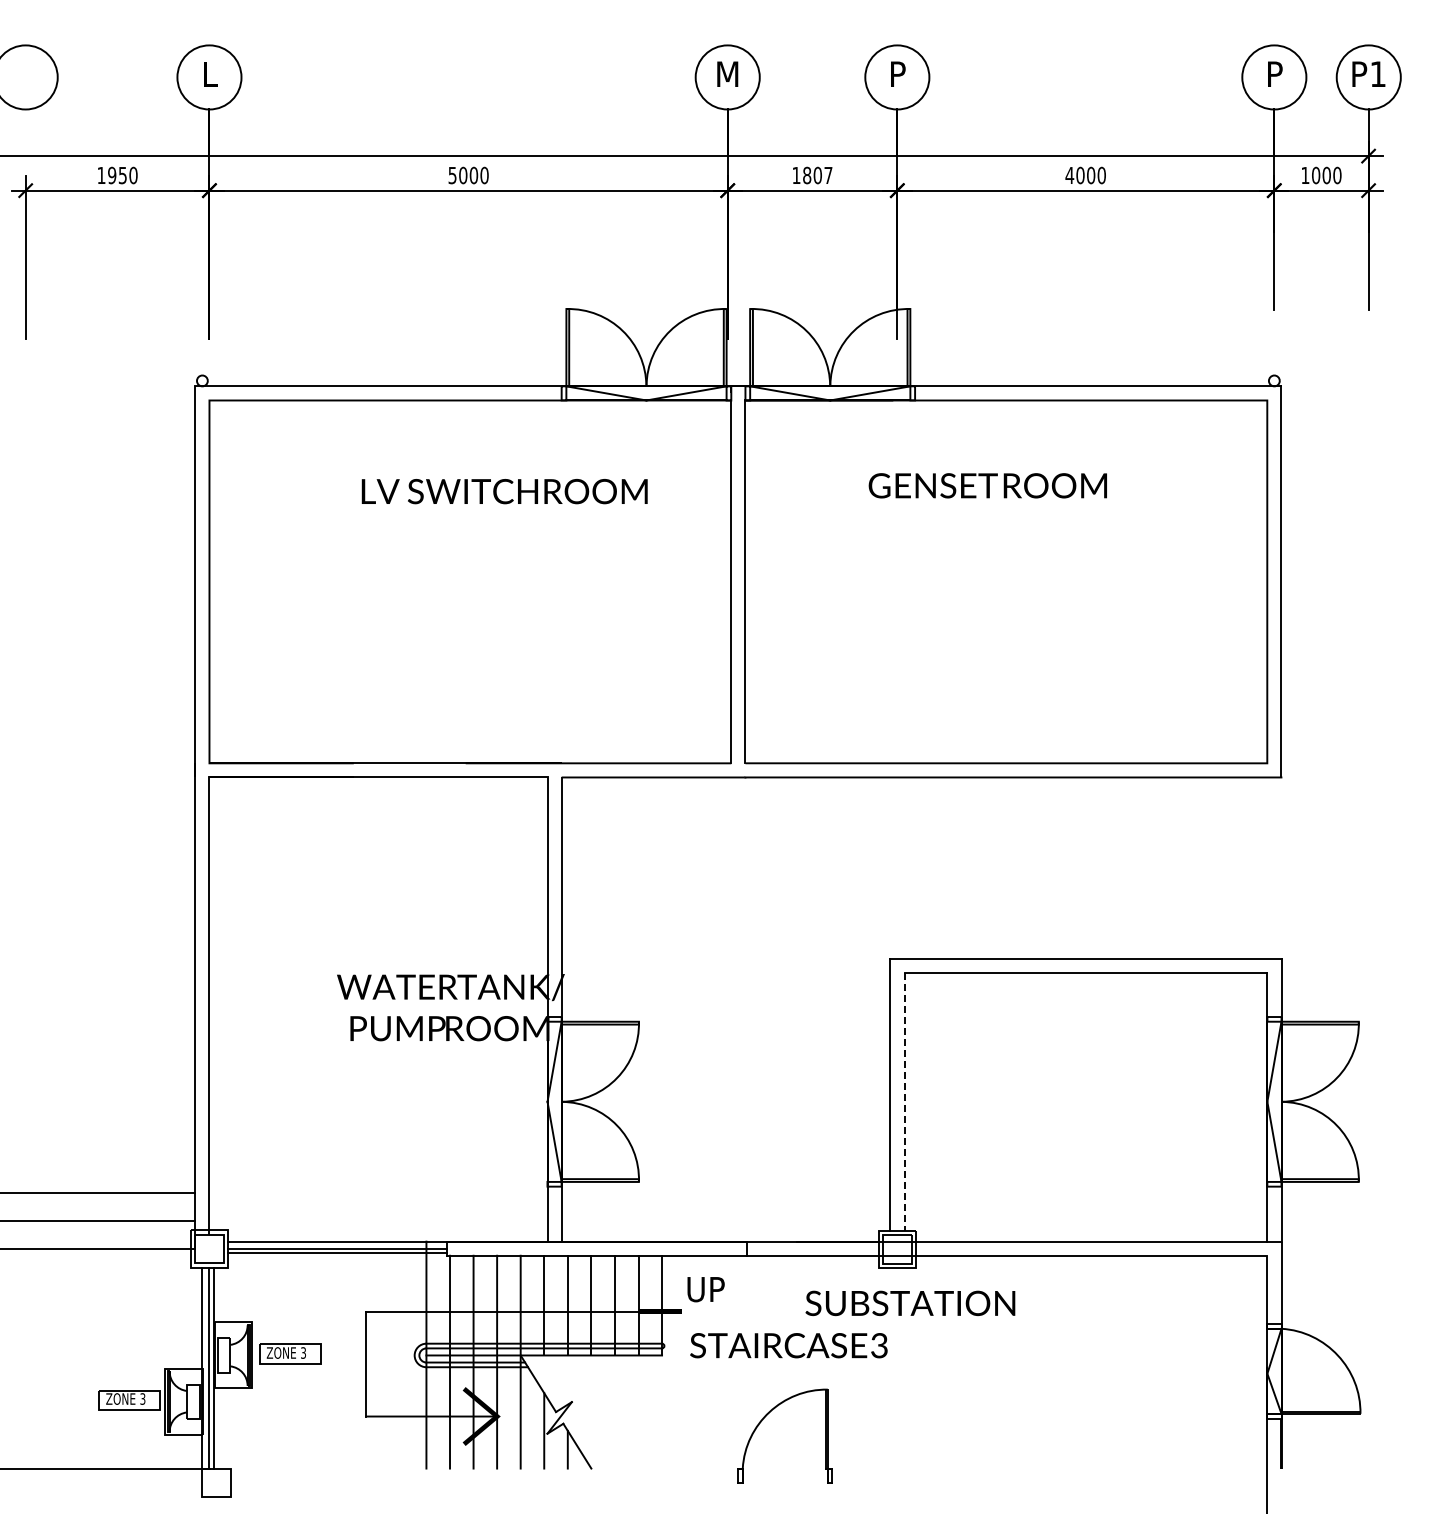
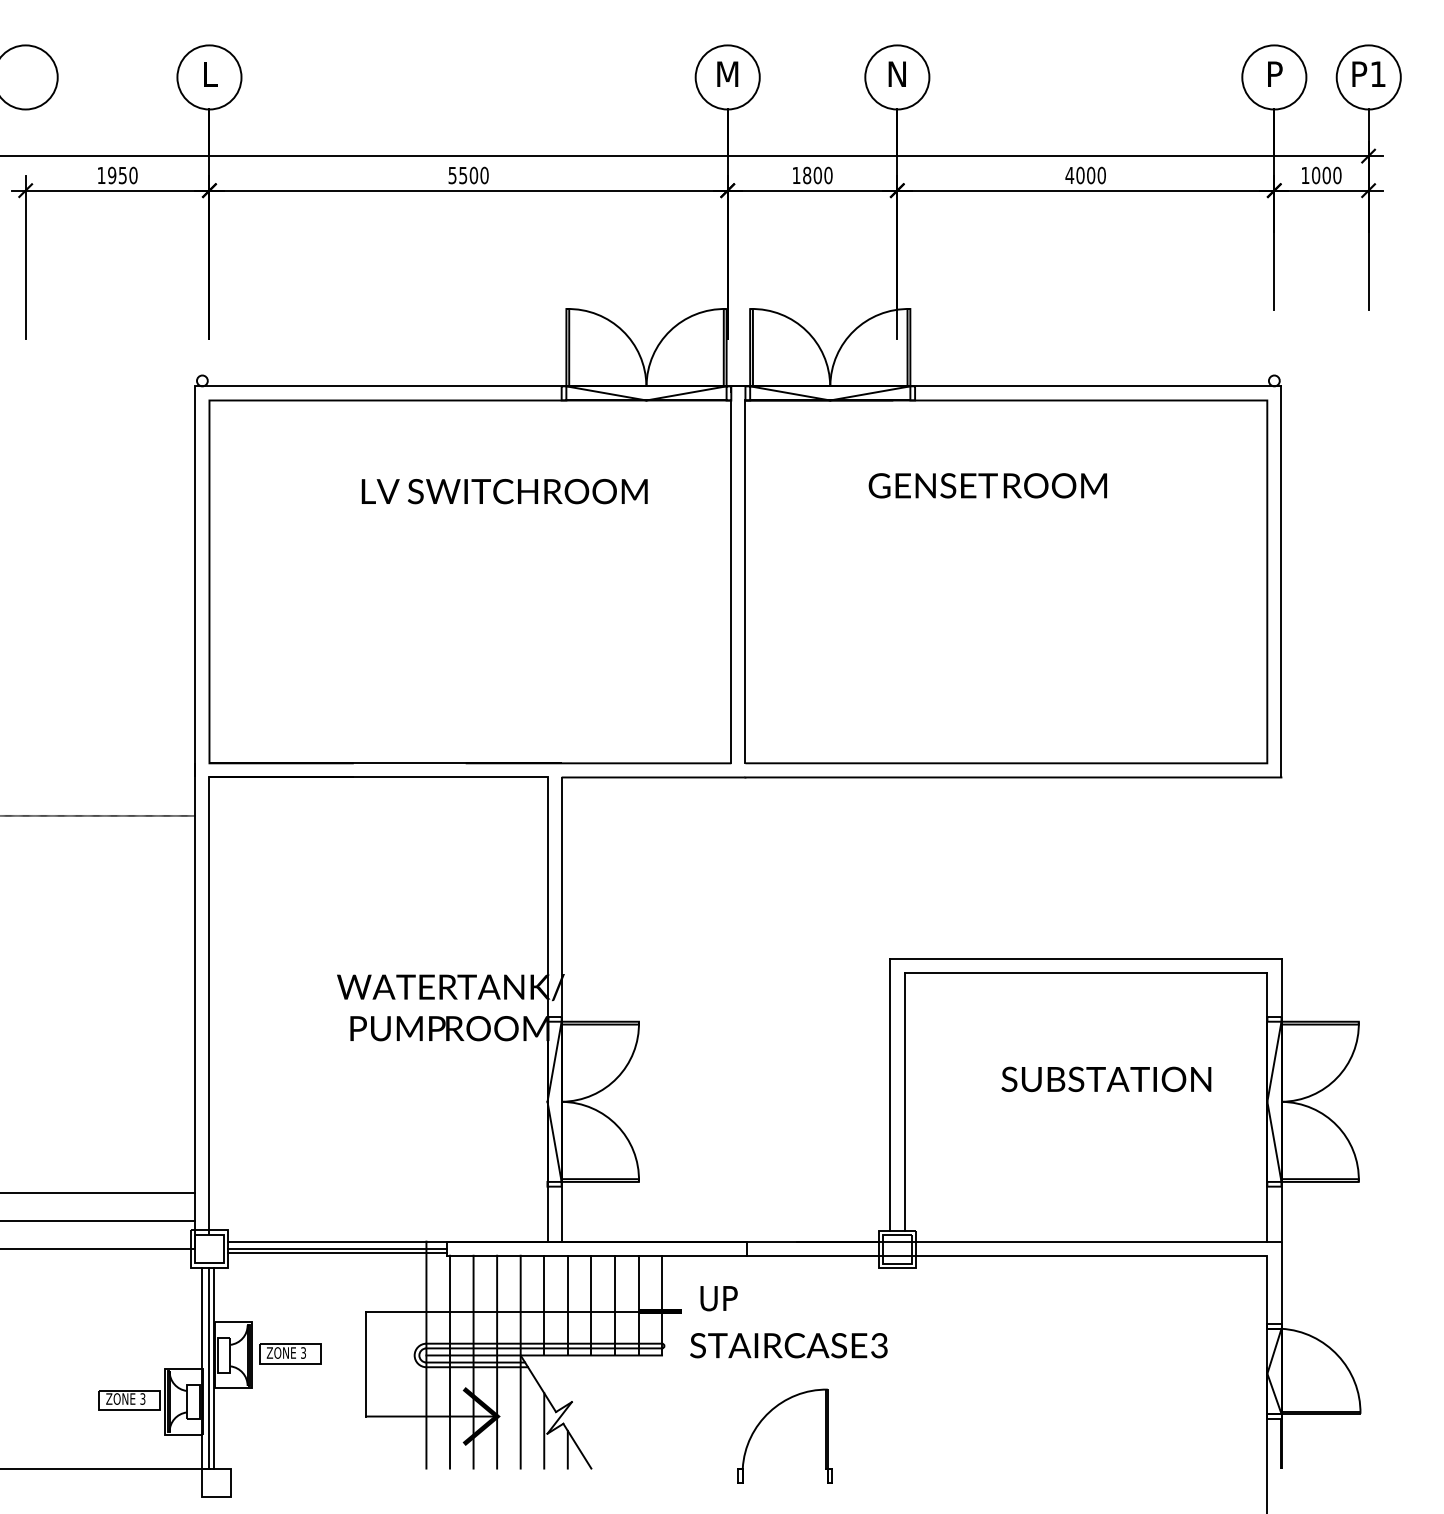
text: P -> N (896, 73)
text: 5000 -> 5500 (463, 175)
text: 1807 -> 1800 (828, 175)
line: none -> present (98, 815)
line: dashed -> solid (904, 1101)
text position: (705, 1289) -> (718, 1298) (718, 1298)
text position: (910, 1303) -> (1106, 1079) (1106, 1079)
